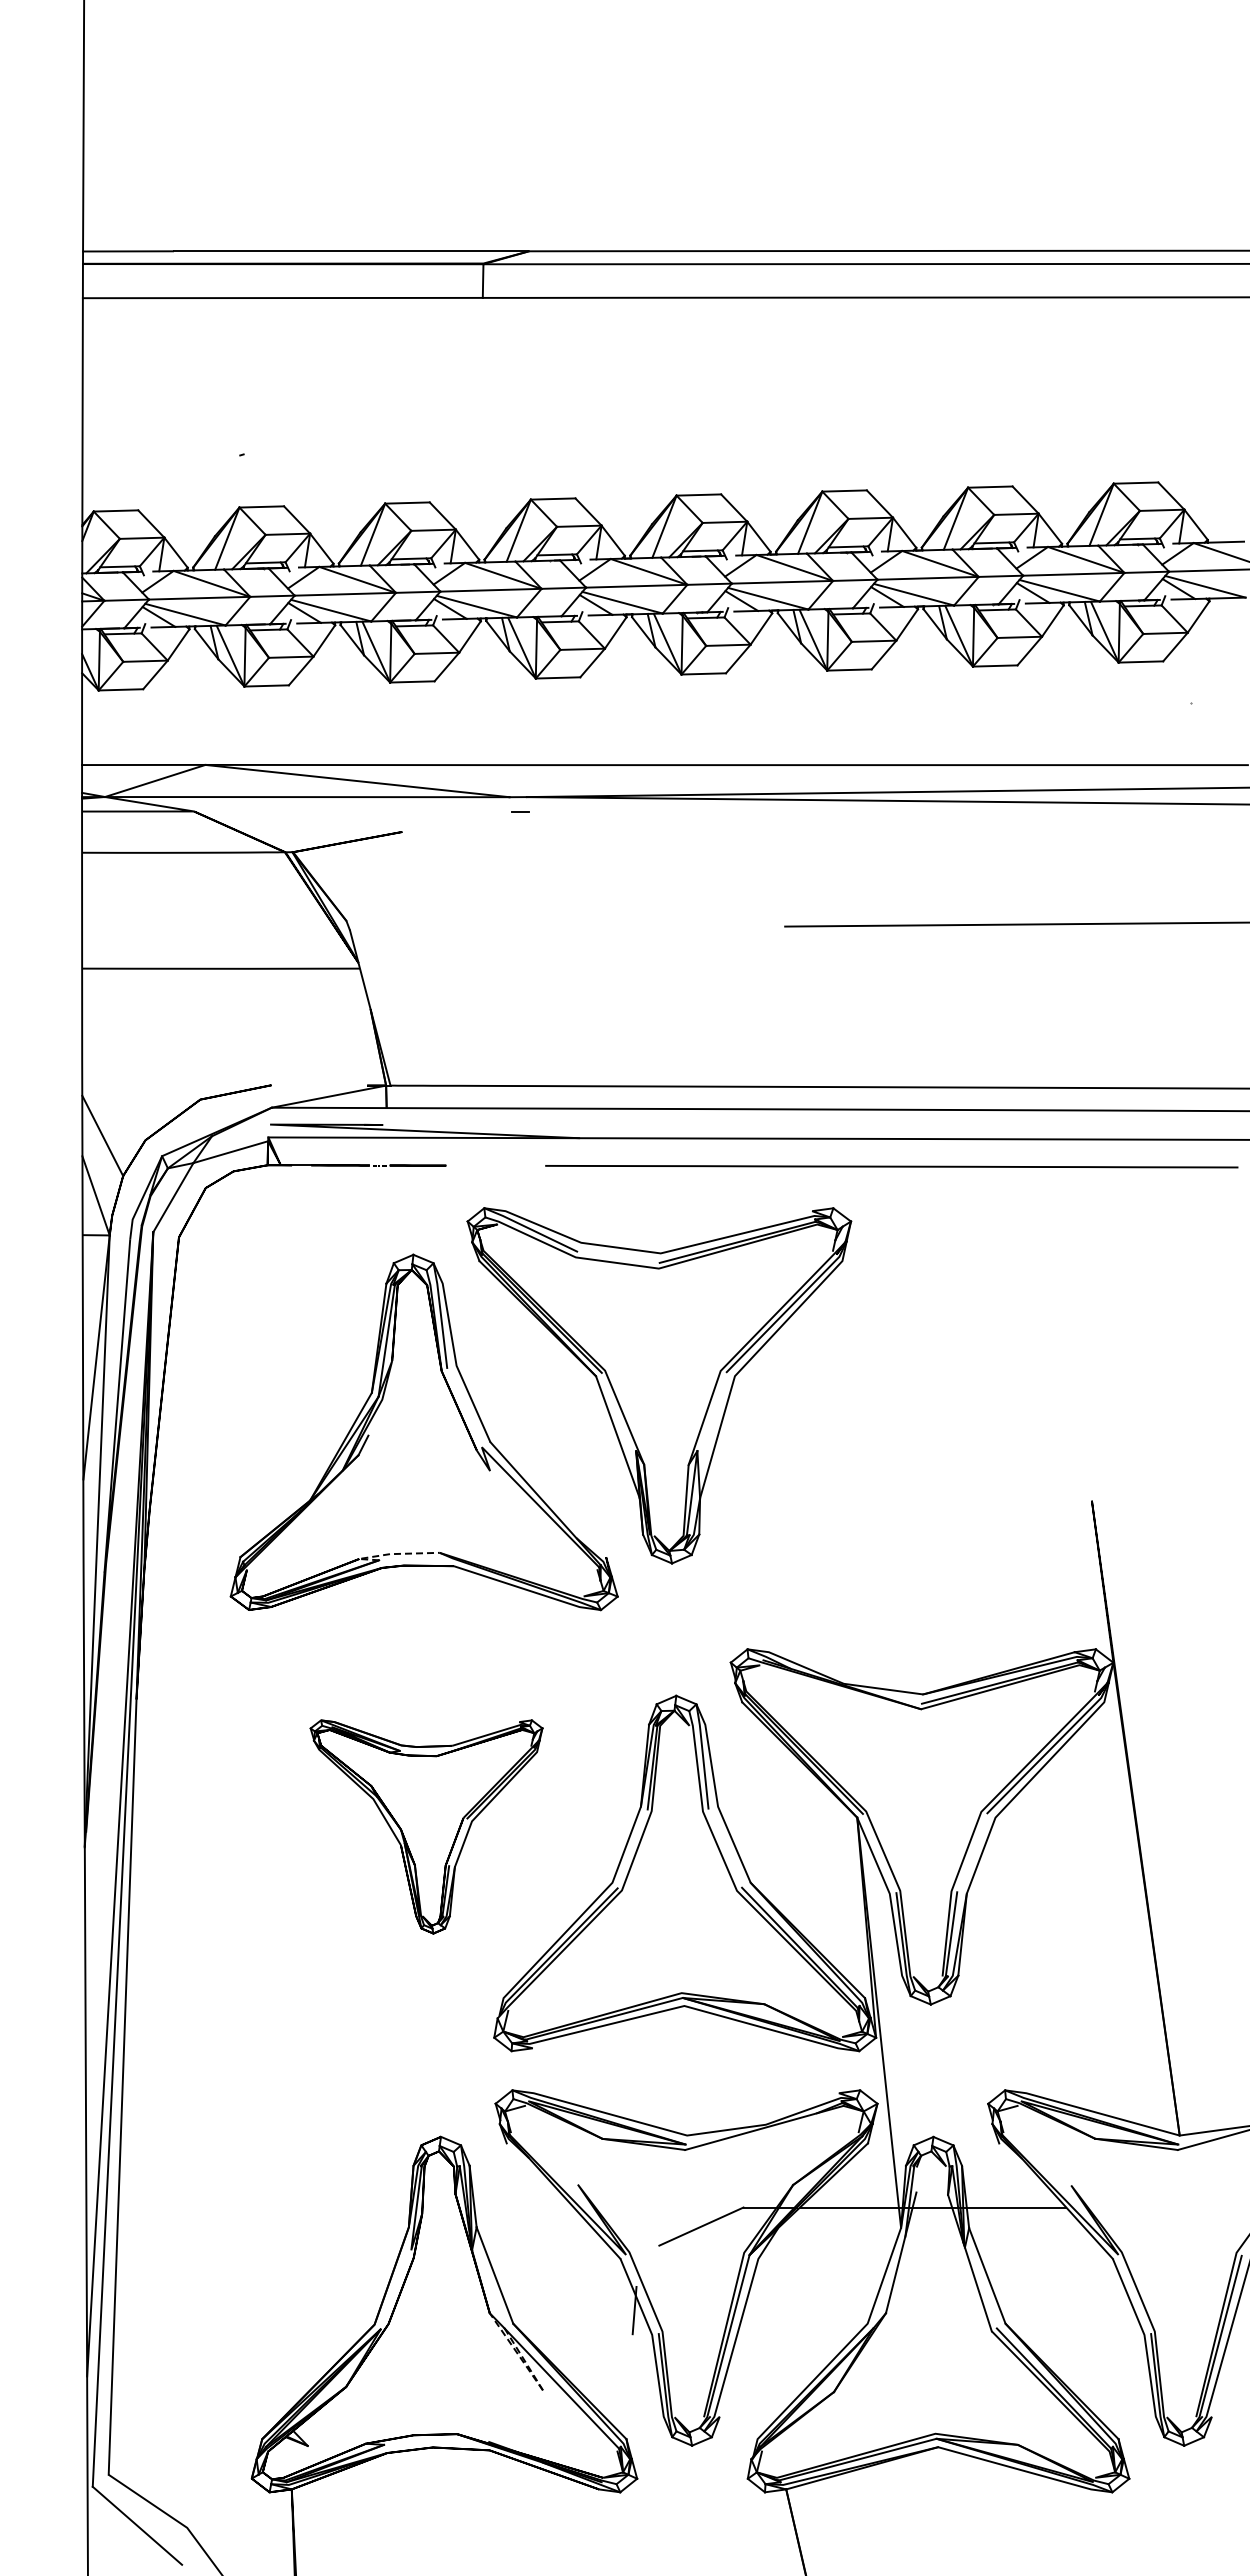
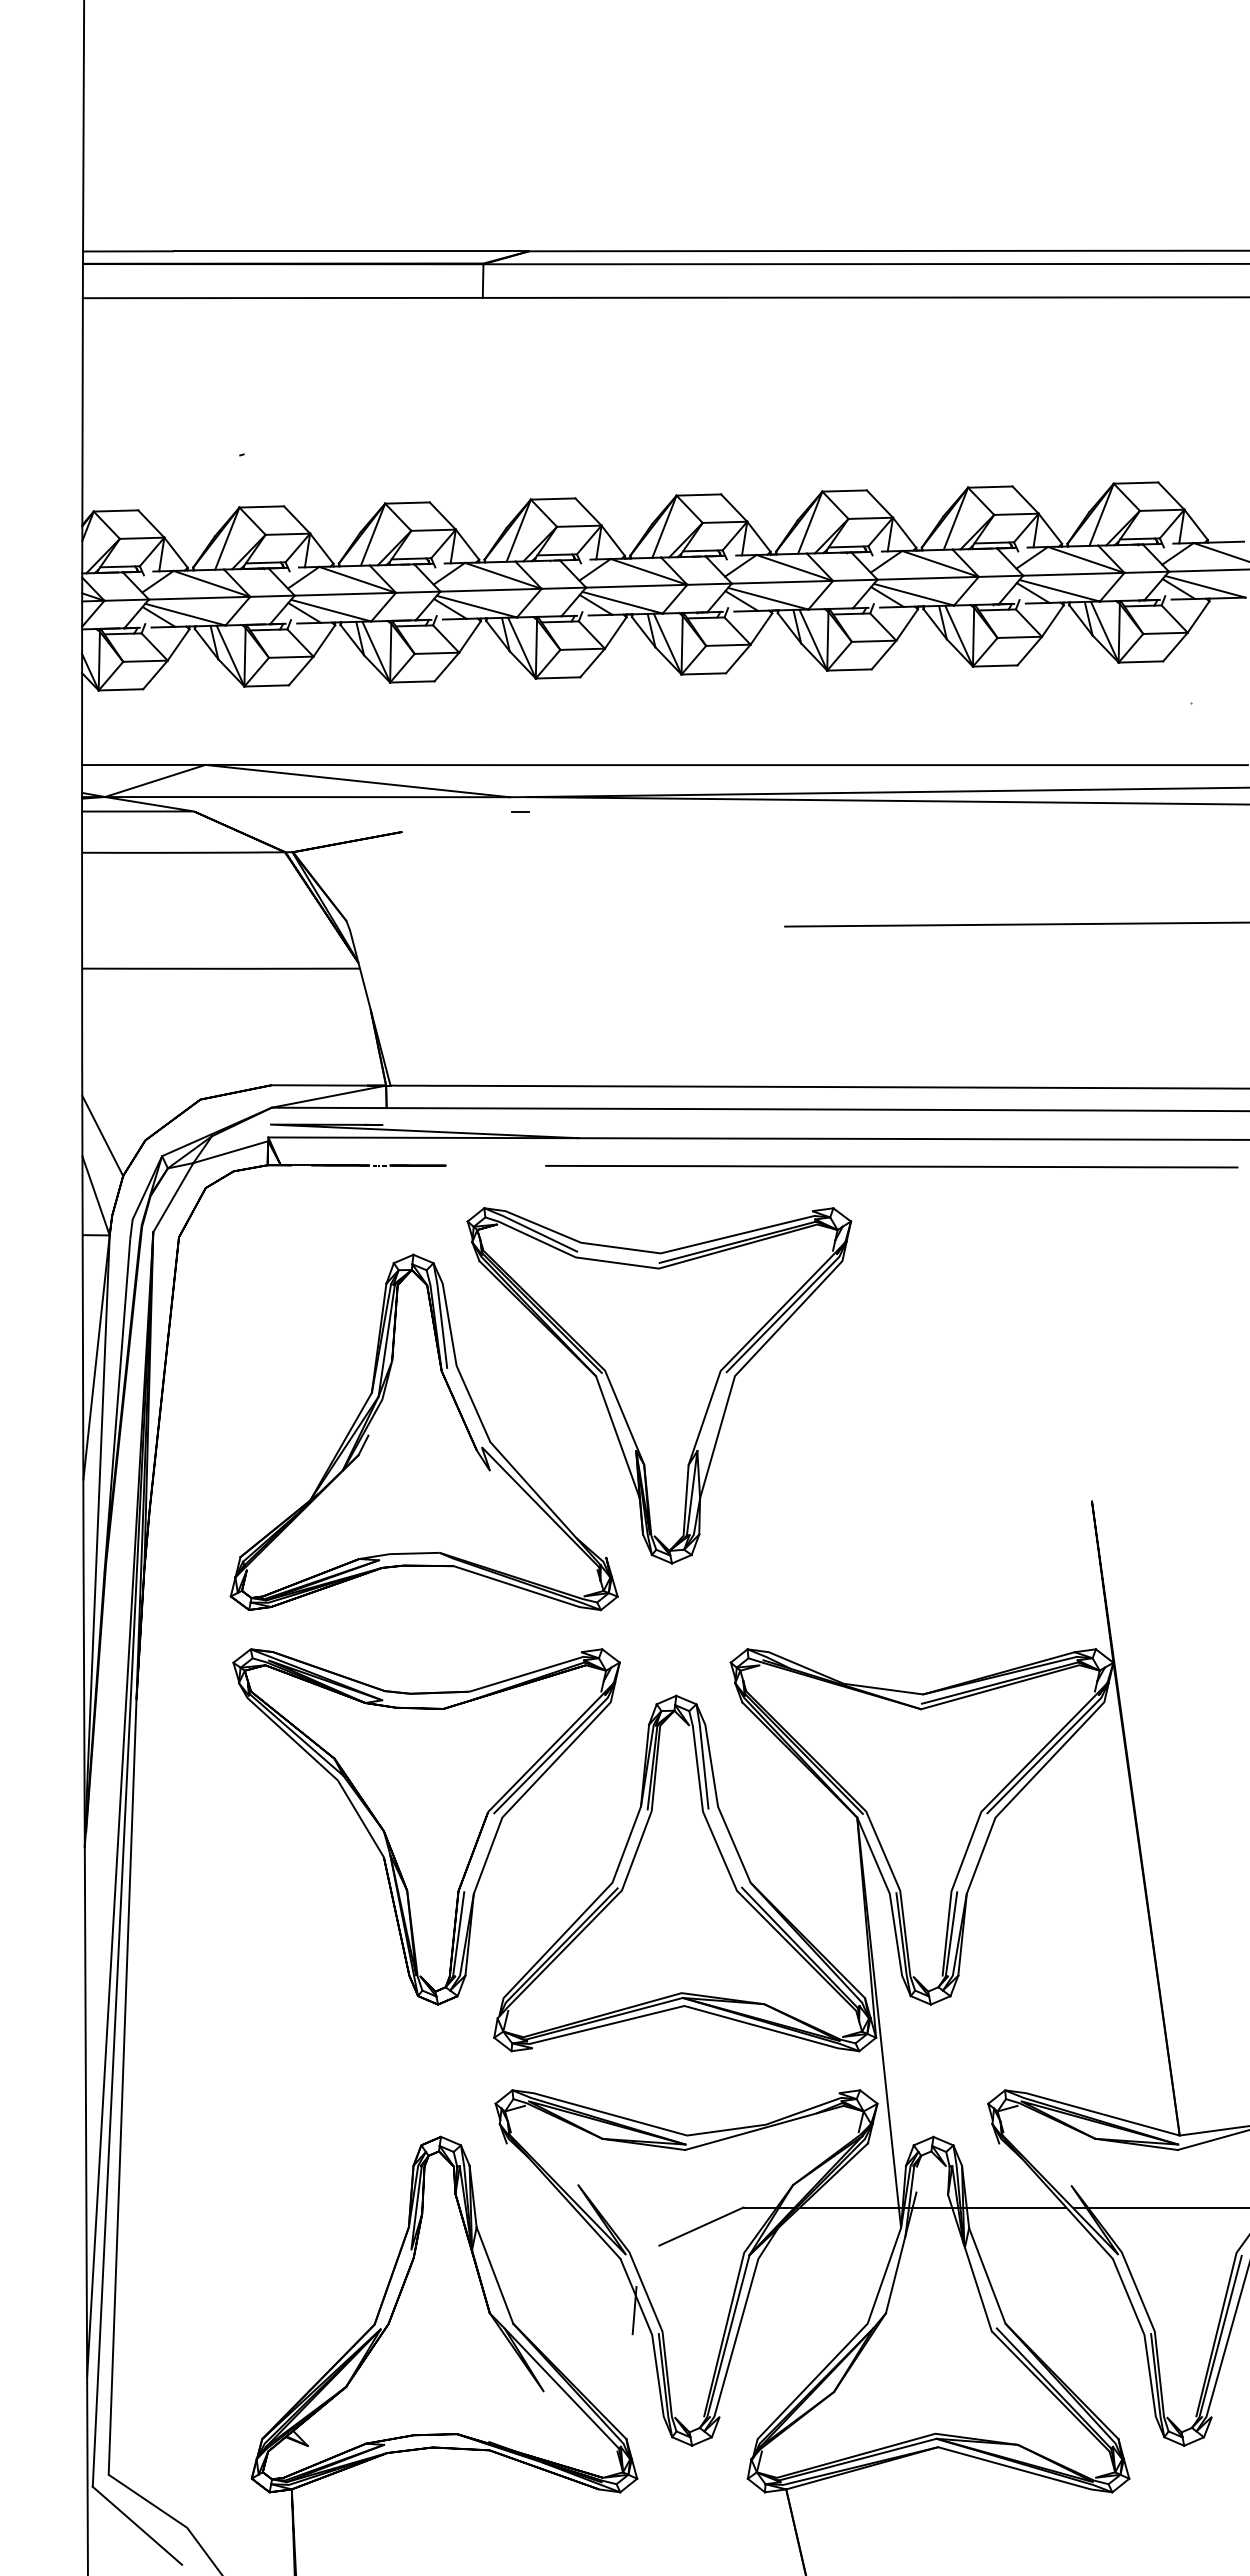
line: none -> present (319, 1085)
line: dashed -> solid (389, 1554)
part size: 235x216 px -> 389x358 px (426, 1826)
line: none -> present (1159, 2207)
line: dashed -> solid (538, 2383)
